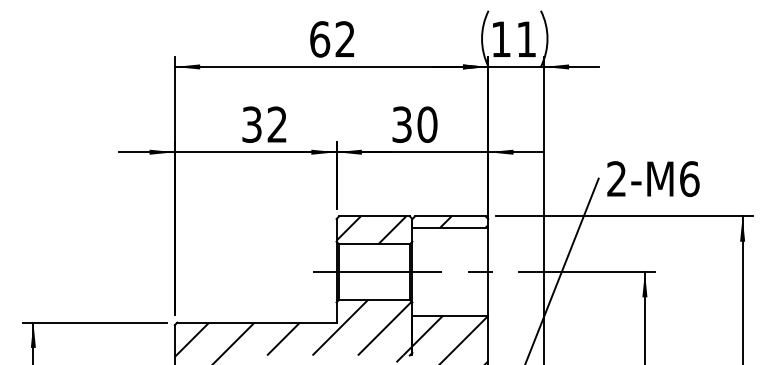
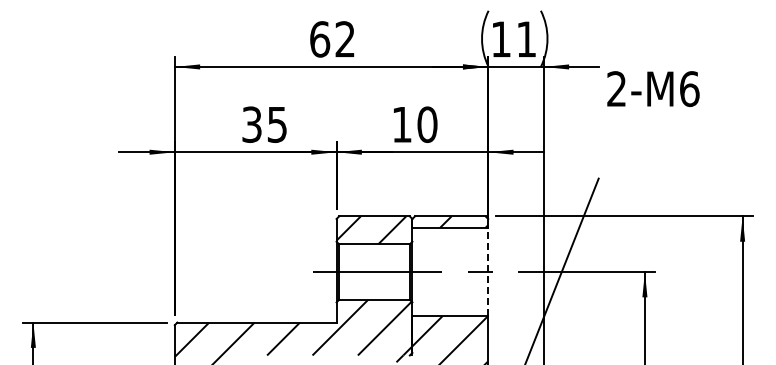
text: 32 -> 35 (276, 124)
text: 30 -> 10 (401, 124)
text position: (653, 178) -> (653, 88) (653, 88)
line: solid -> dashed (488, 271)
